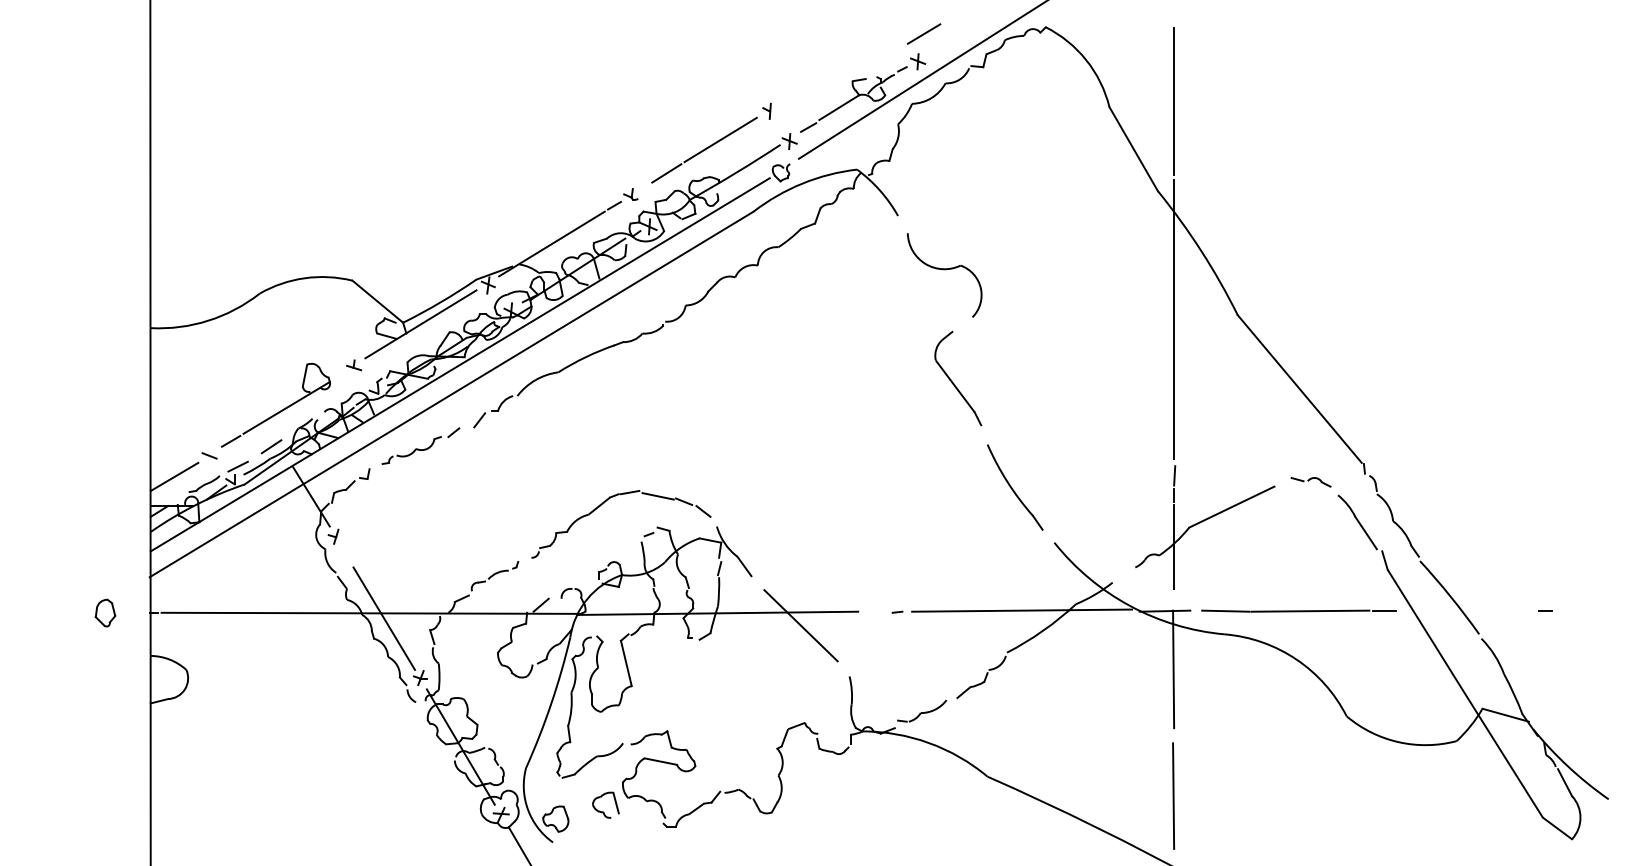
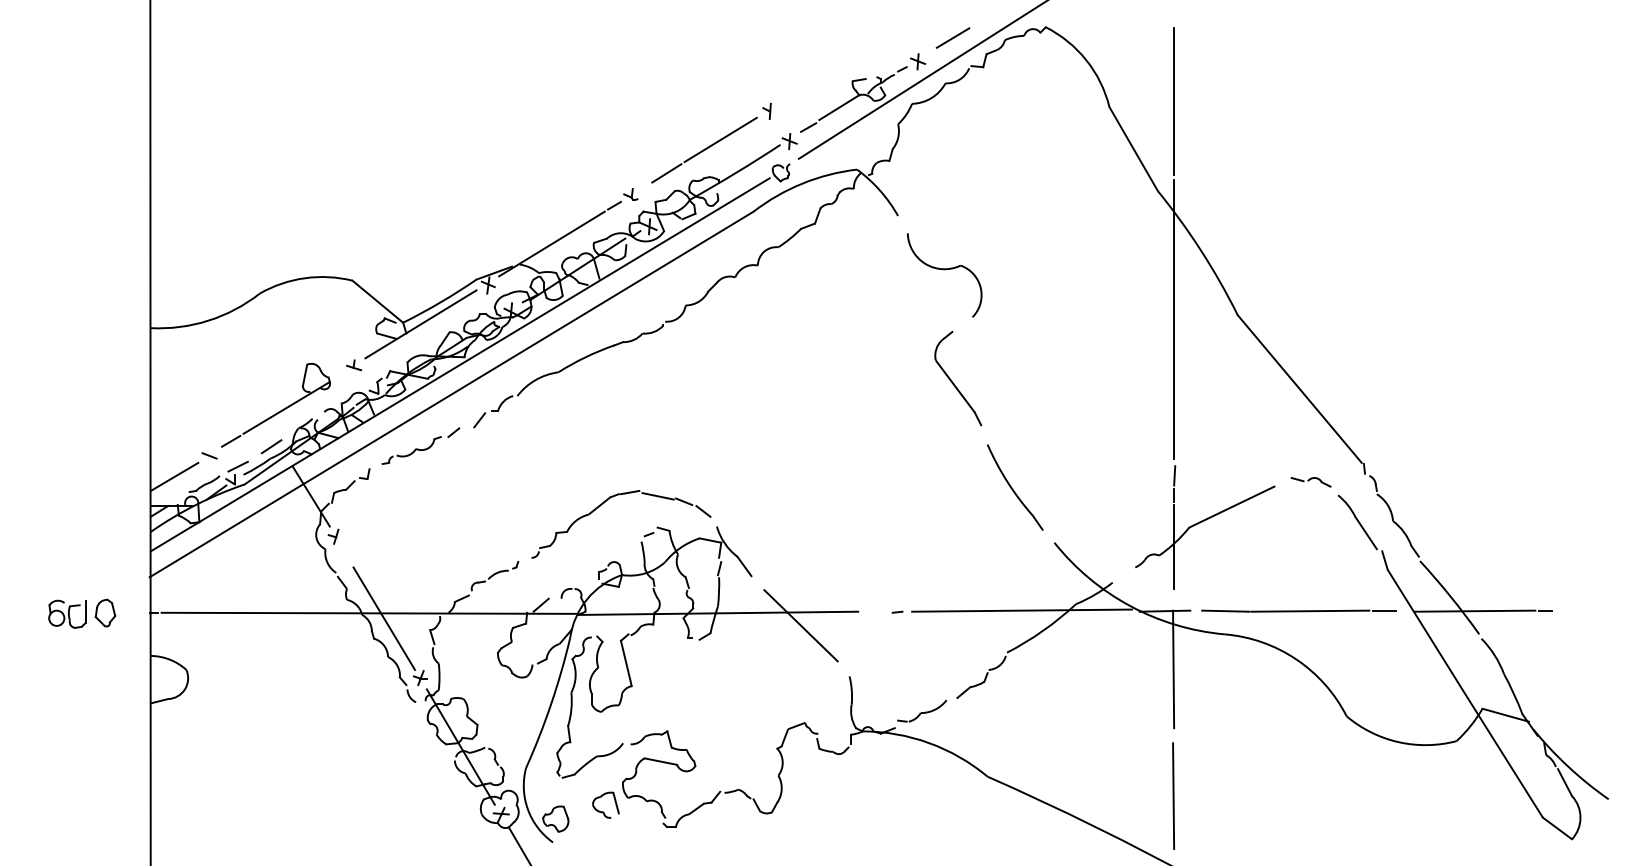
line position: (923, 33) -> (952, 37) (952, 37)
line: none -> present (1474, 610)
part: none -> present (67, 613)
